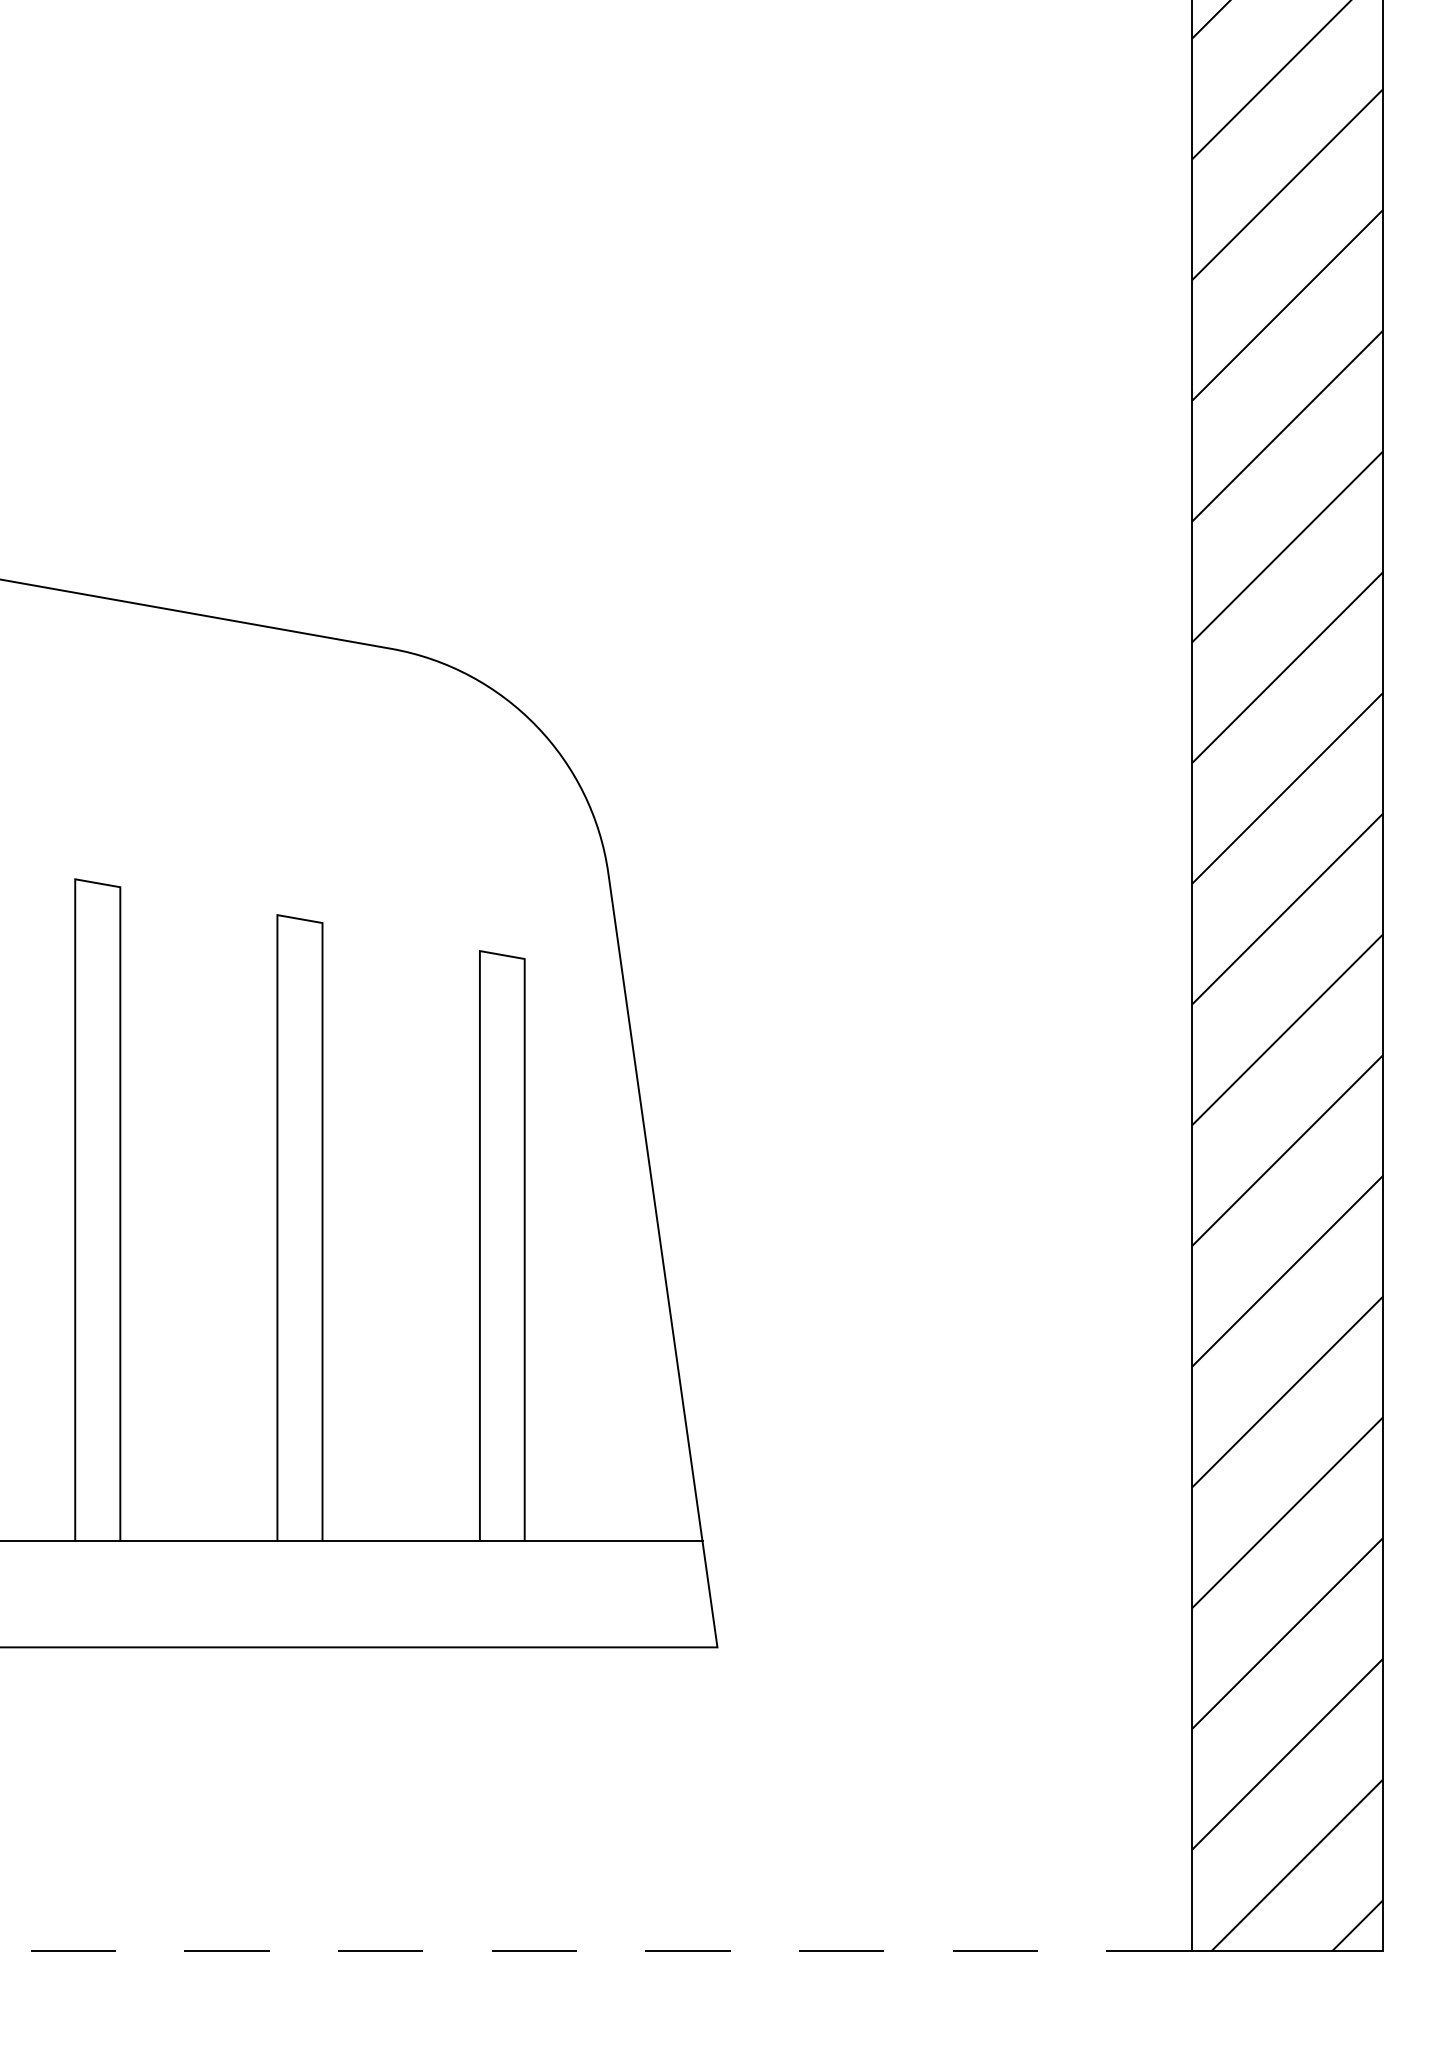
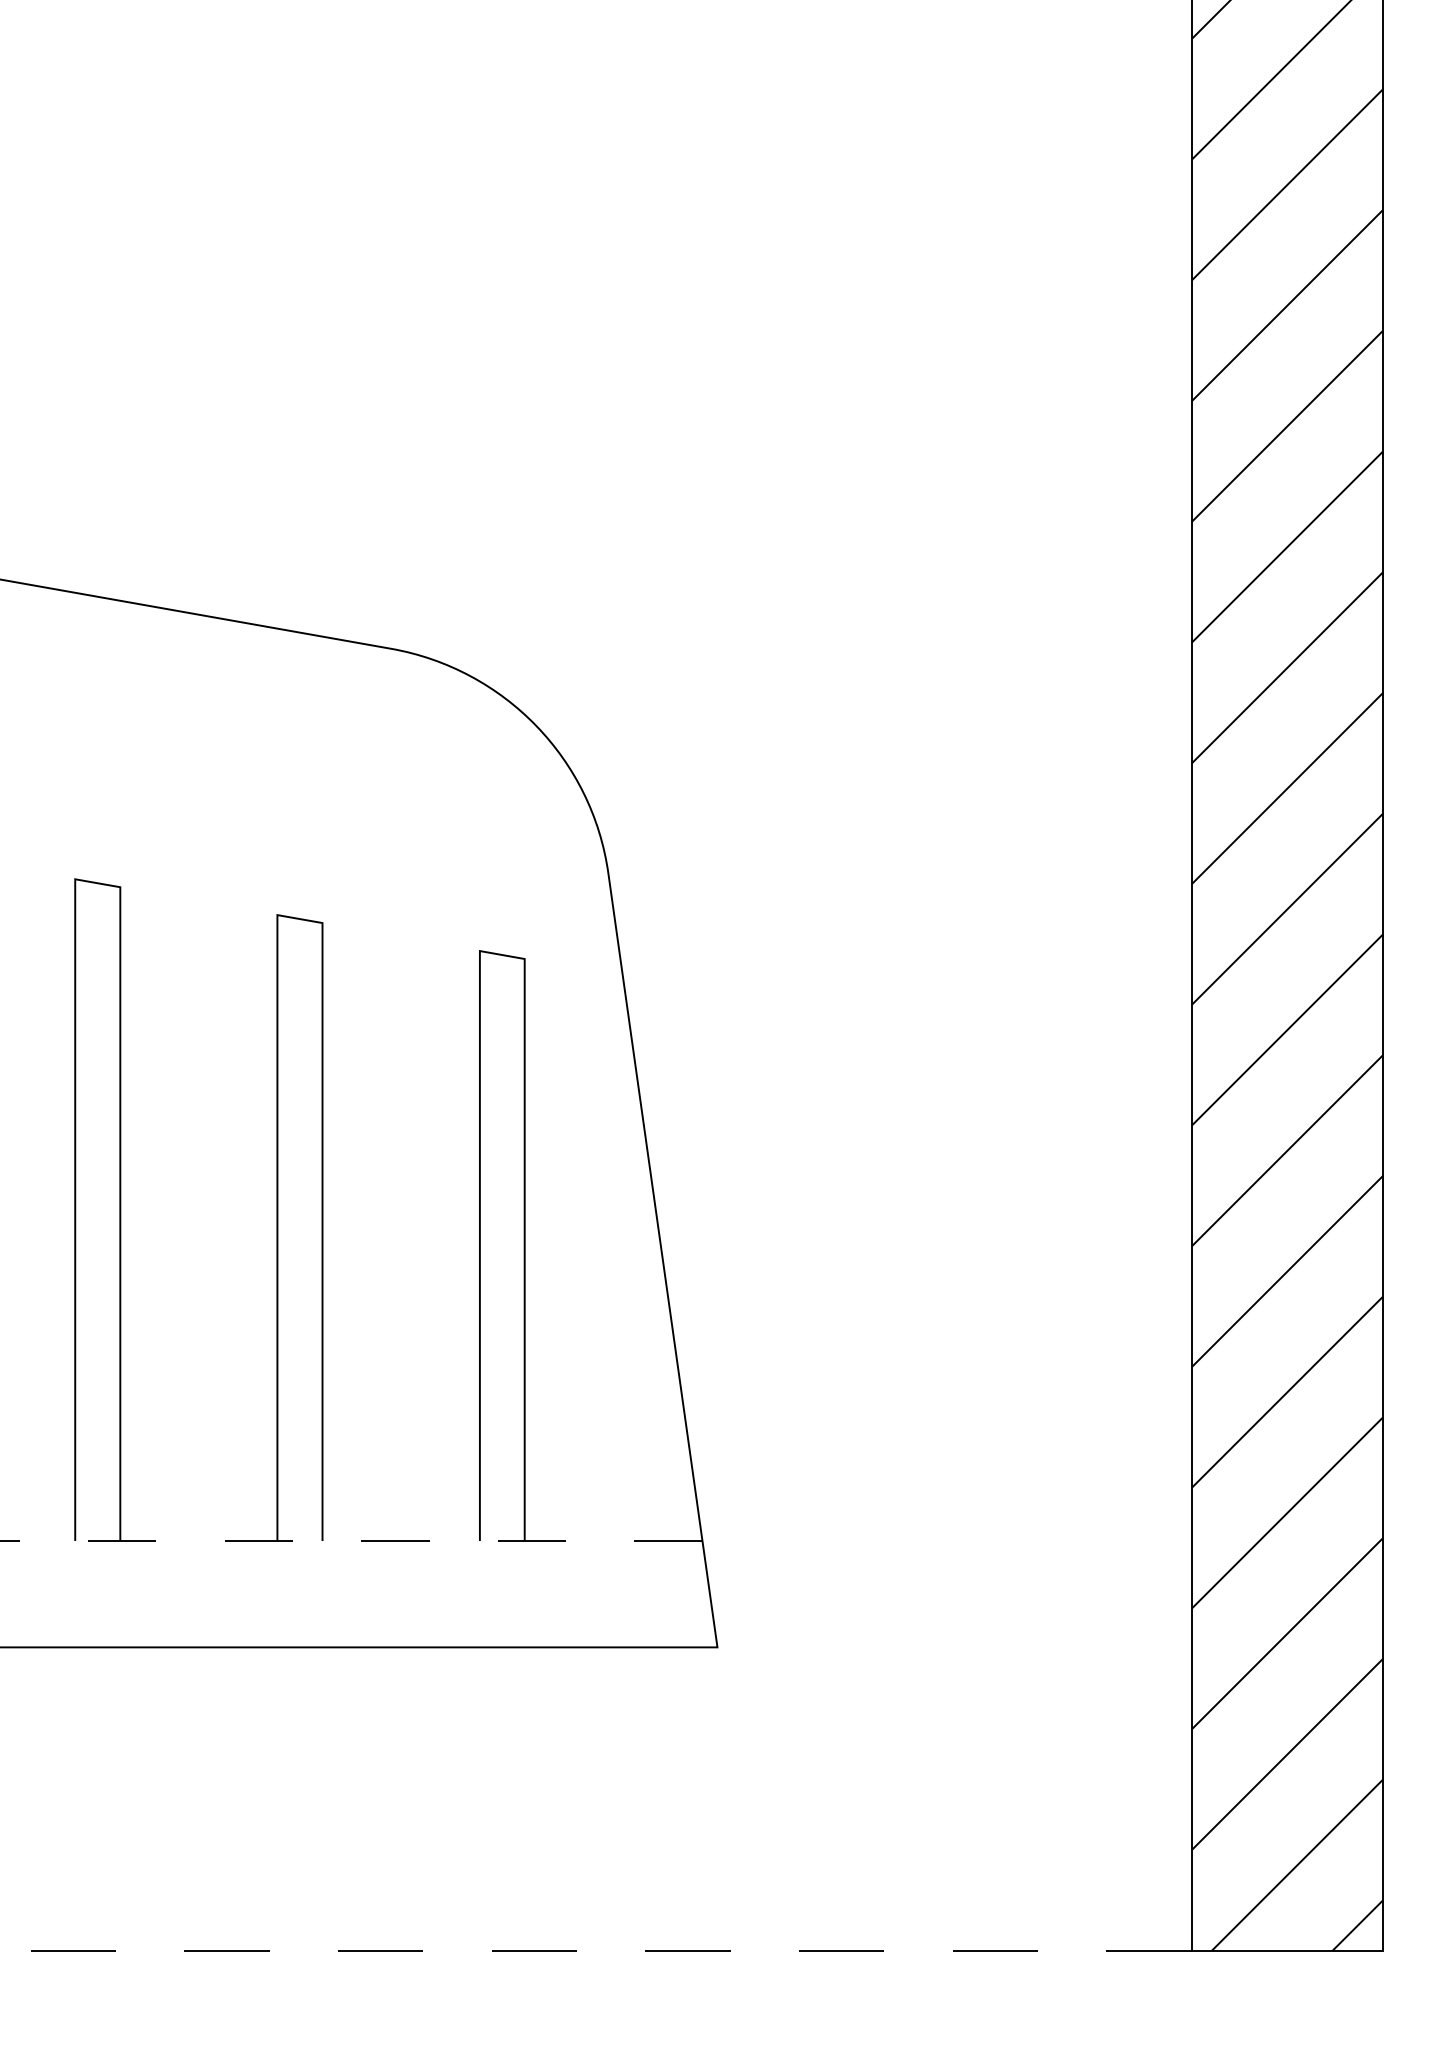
line: solid -> dashed (351, 1540)
